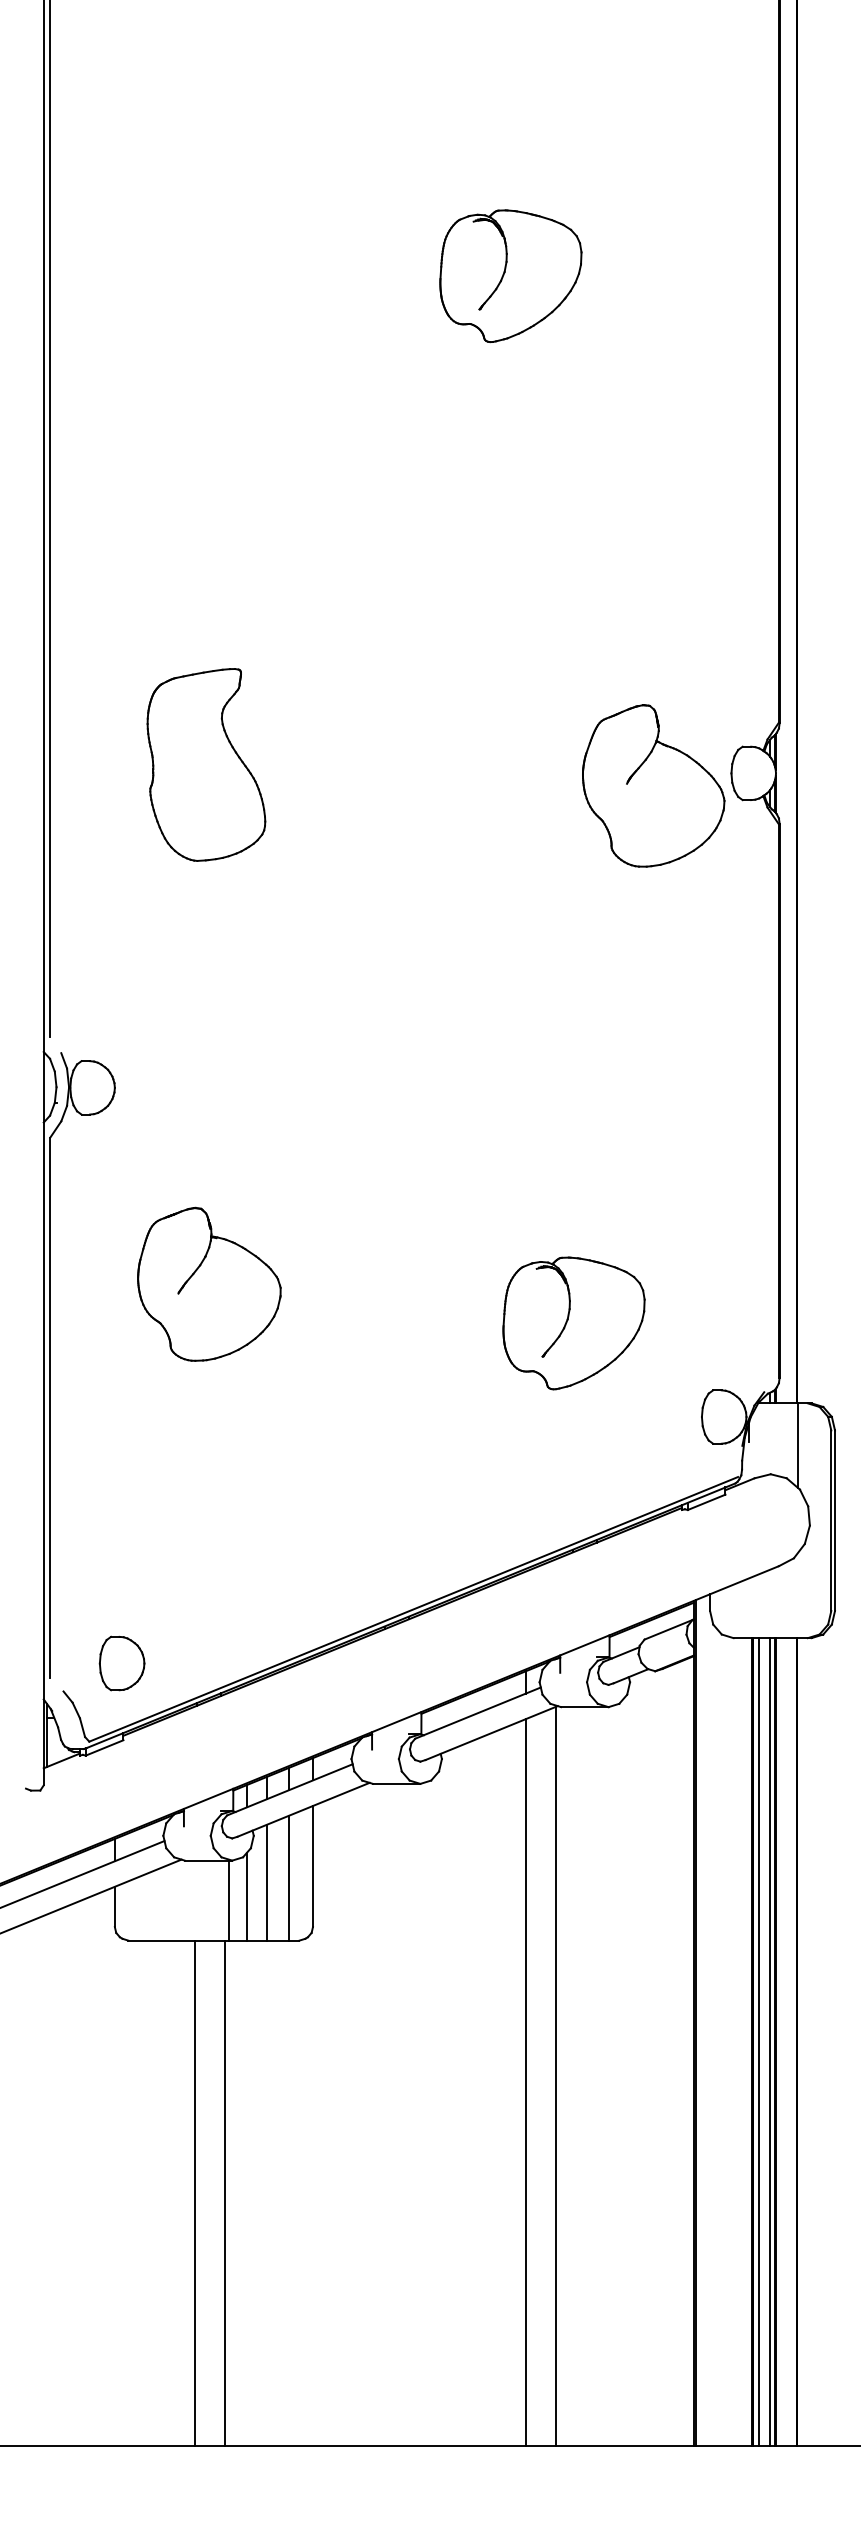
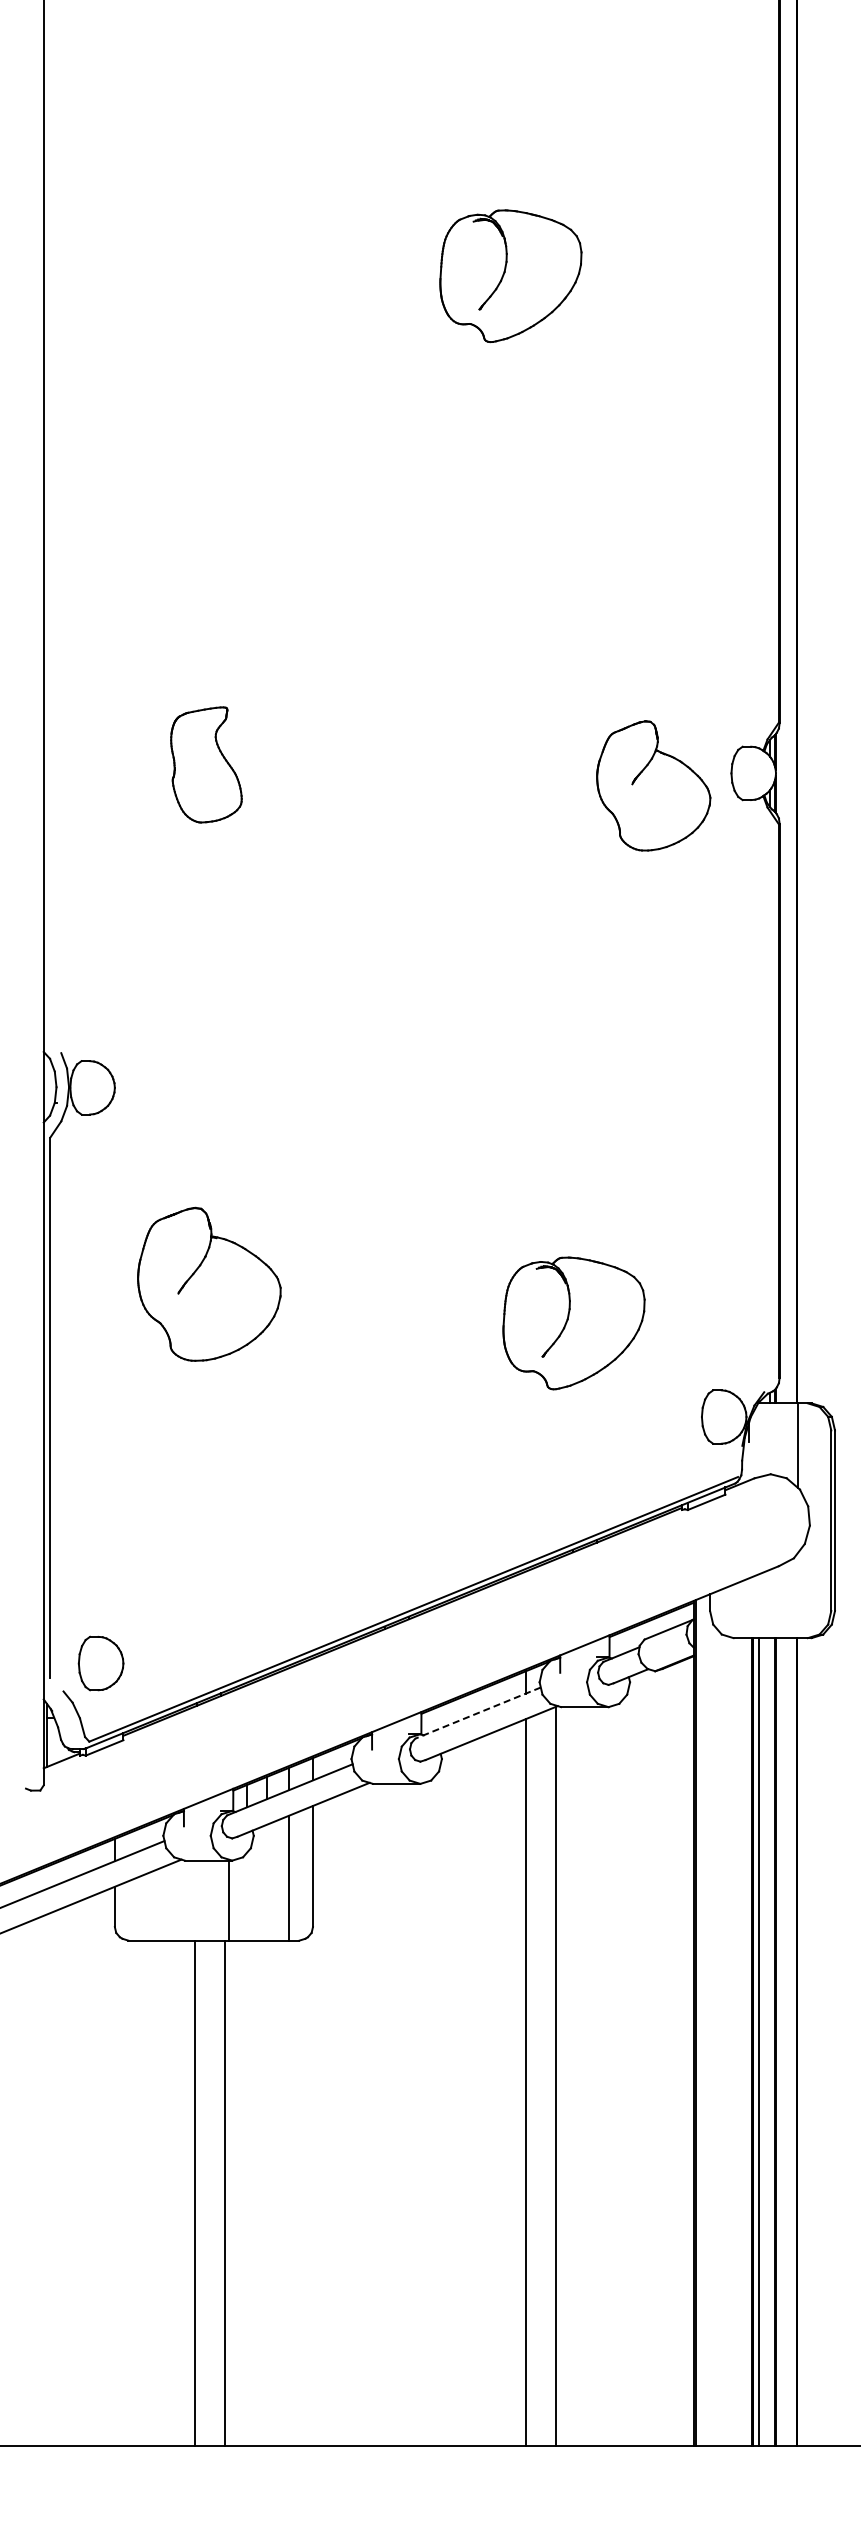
line: present -> none (50, 519)
part size: 121x194 px -> 73x118 px (206, 764)
part size: 144x164 px -> 116x132 px (653, 785)
part position: (121, 1663) -> (100, 1663) (100, 1663)
line: solid -> dashed (478, 1713)
line: present -> none (267, 1882)
line: present -> none (247, 1896)
line: present -> none (770, 2042)
